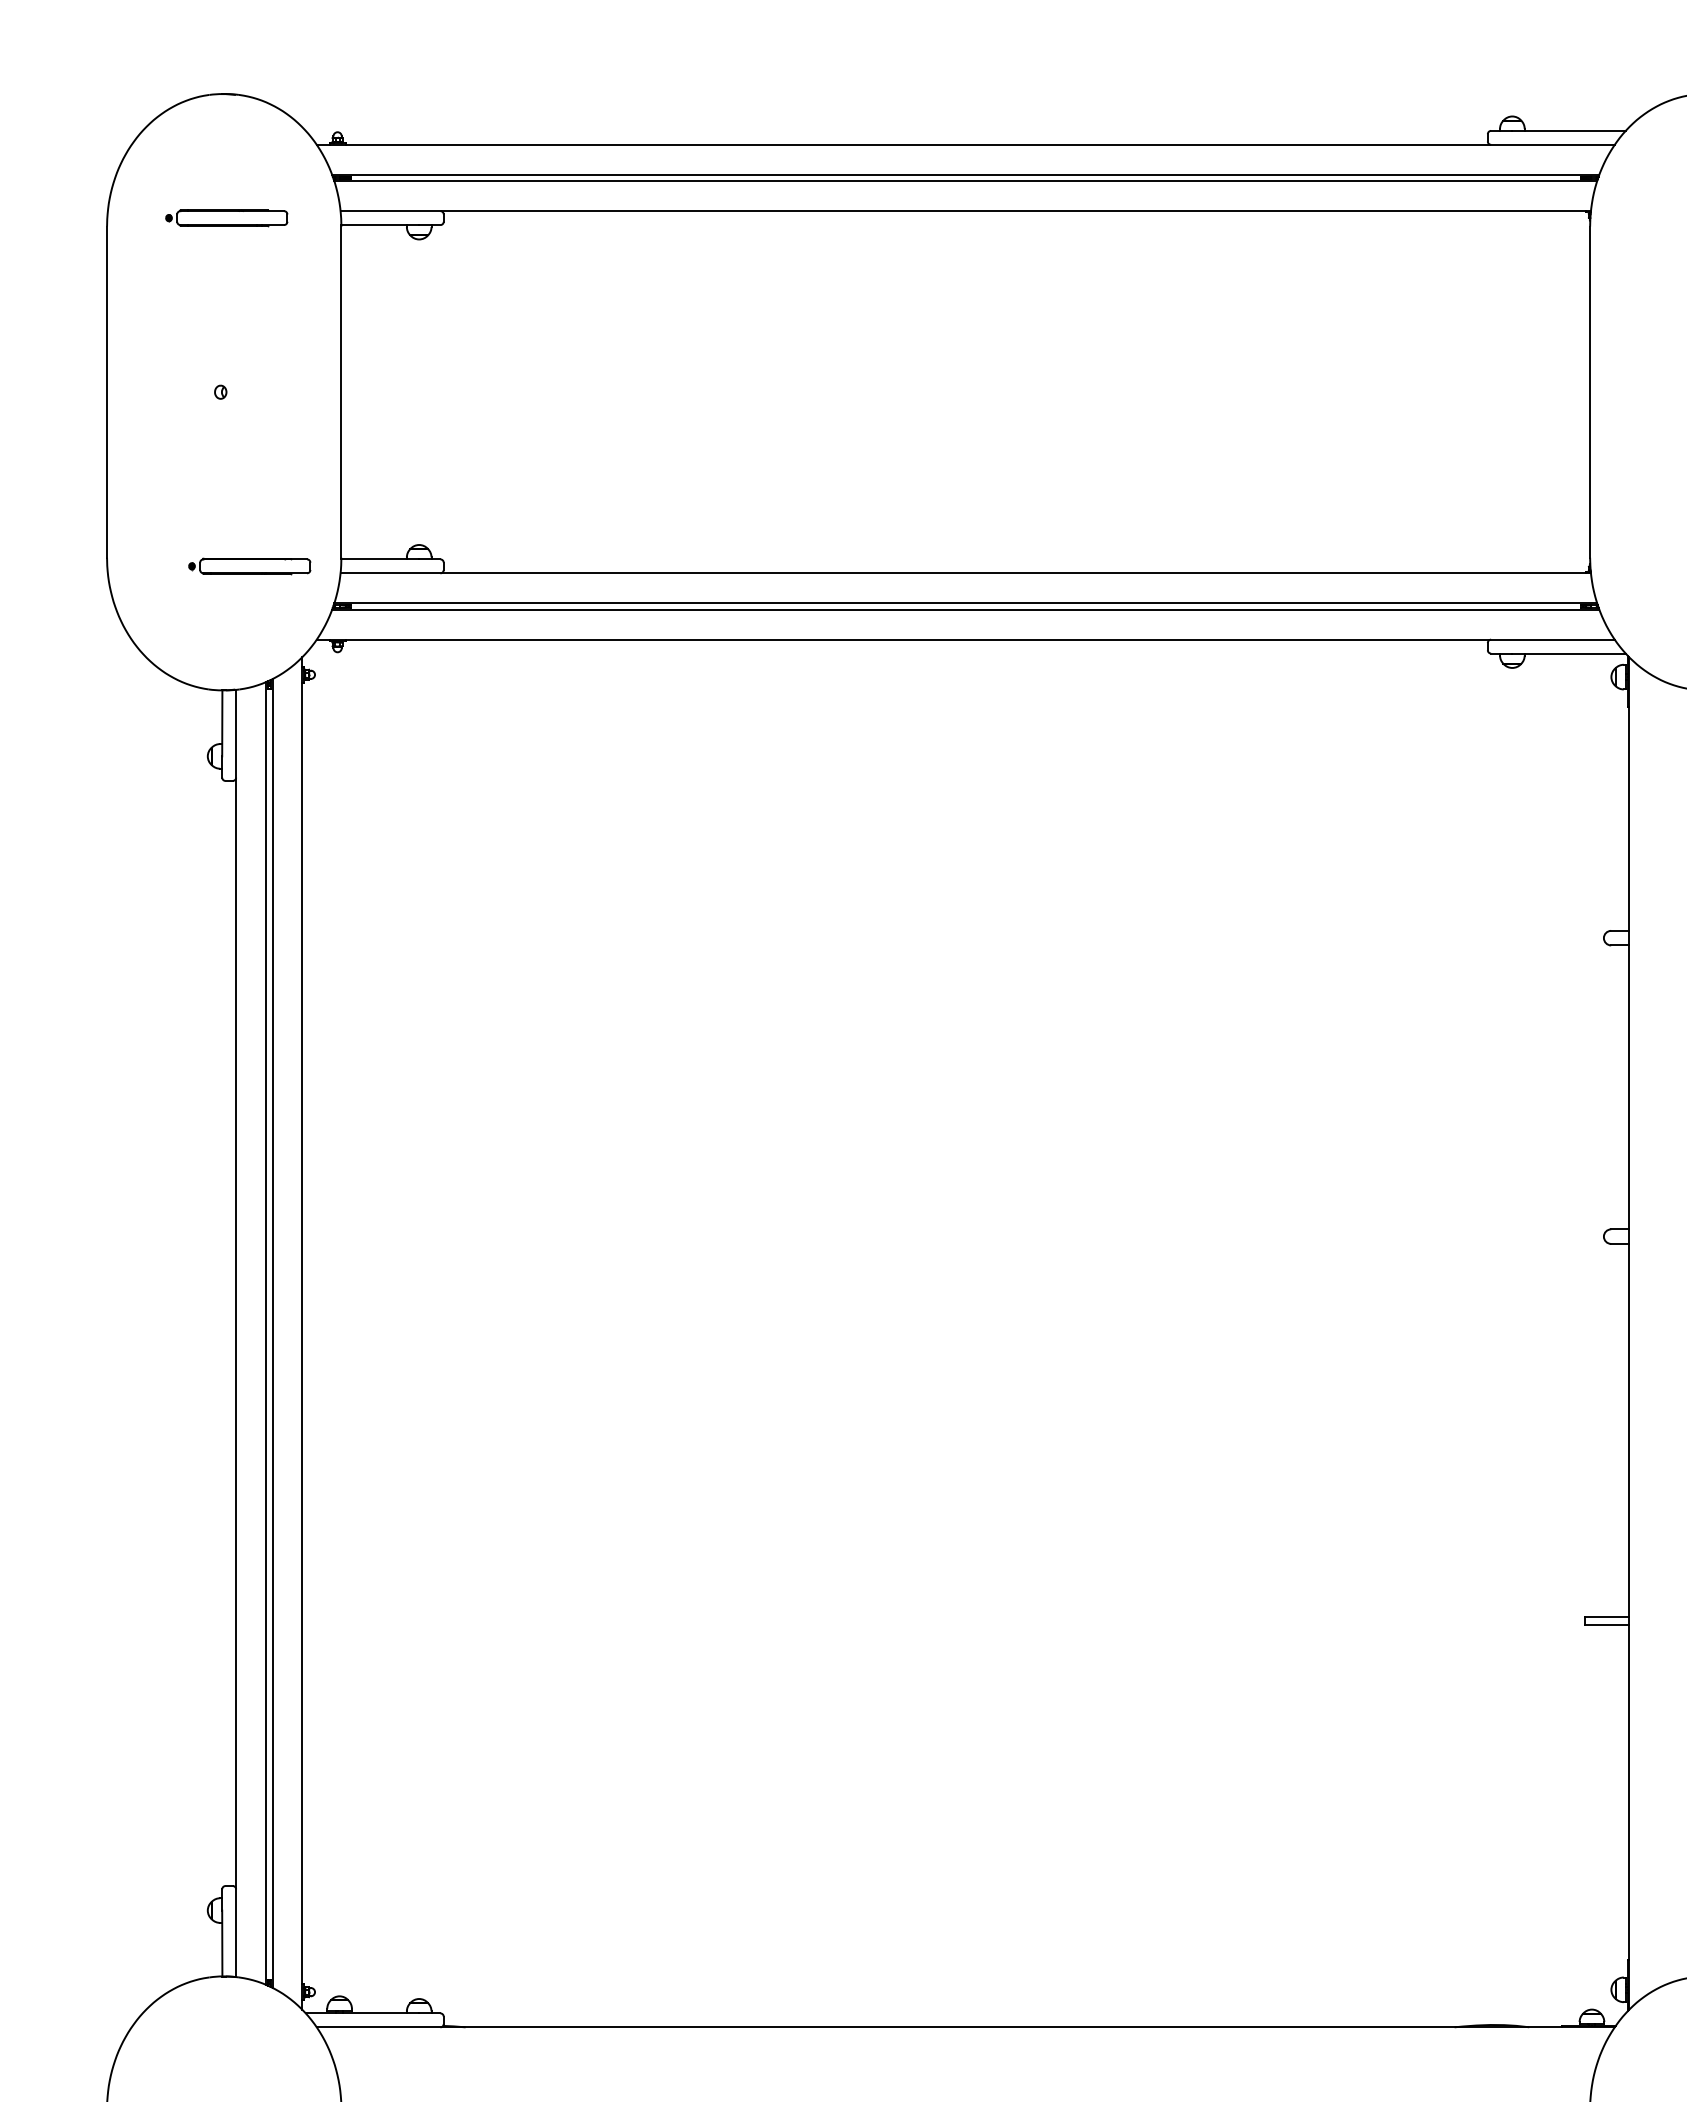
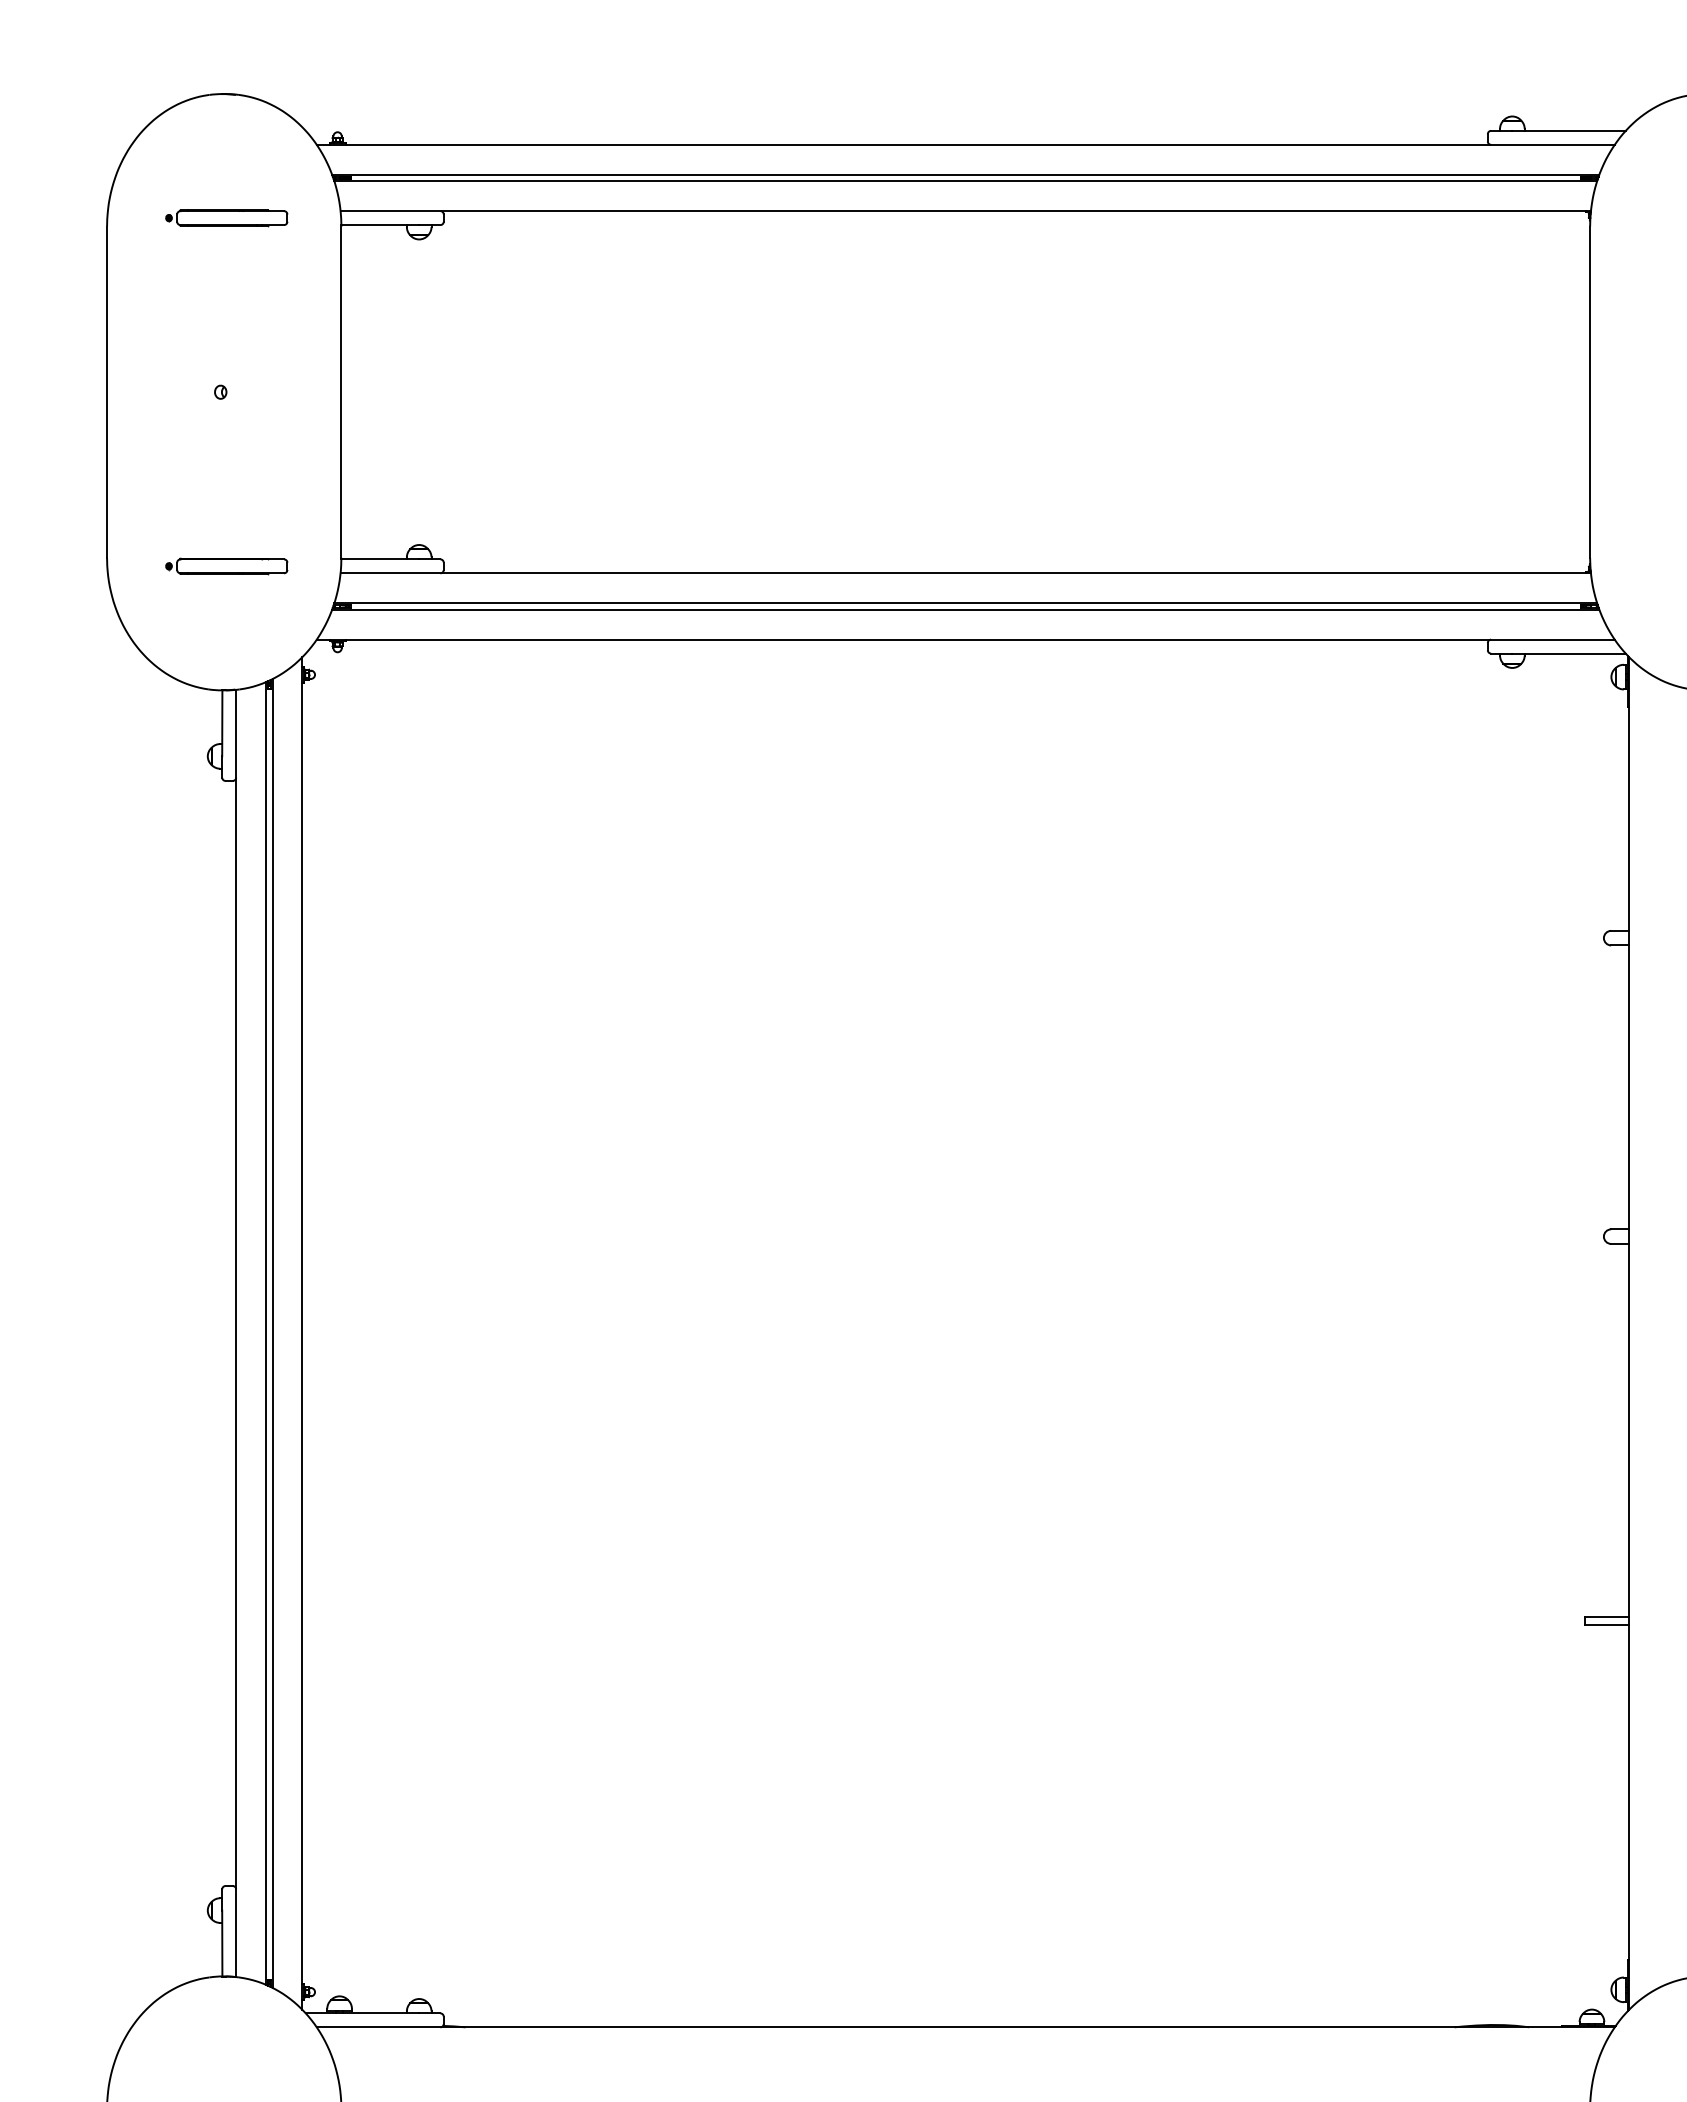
part position: (249, 566) -> (226, 566) (226, 566)
